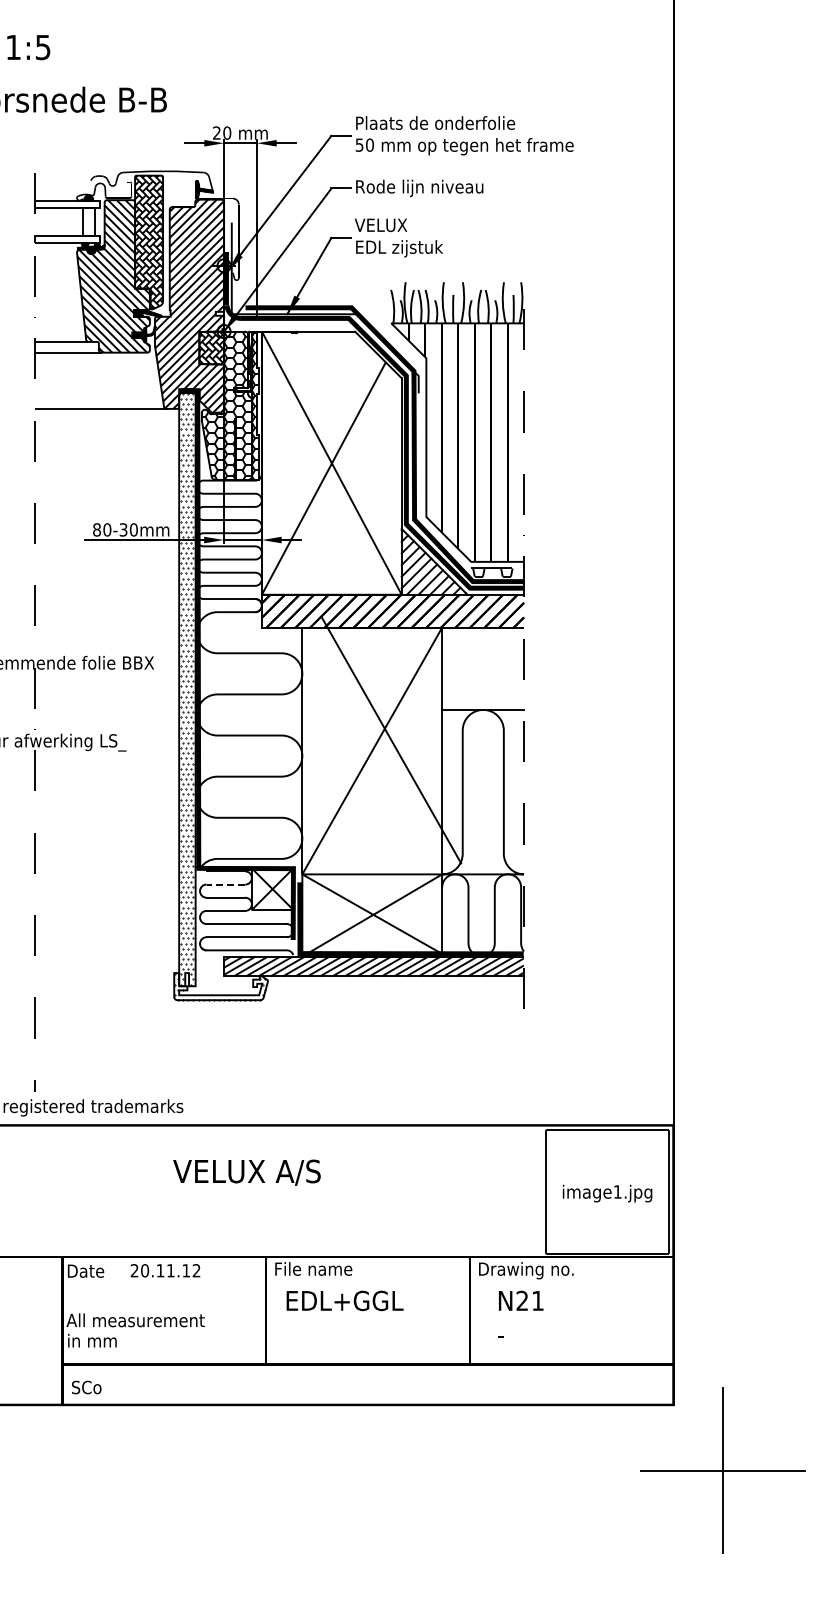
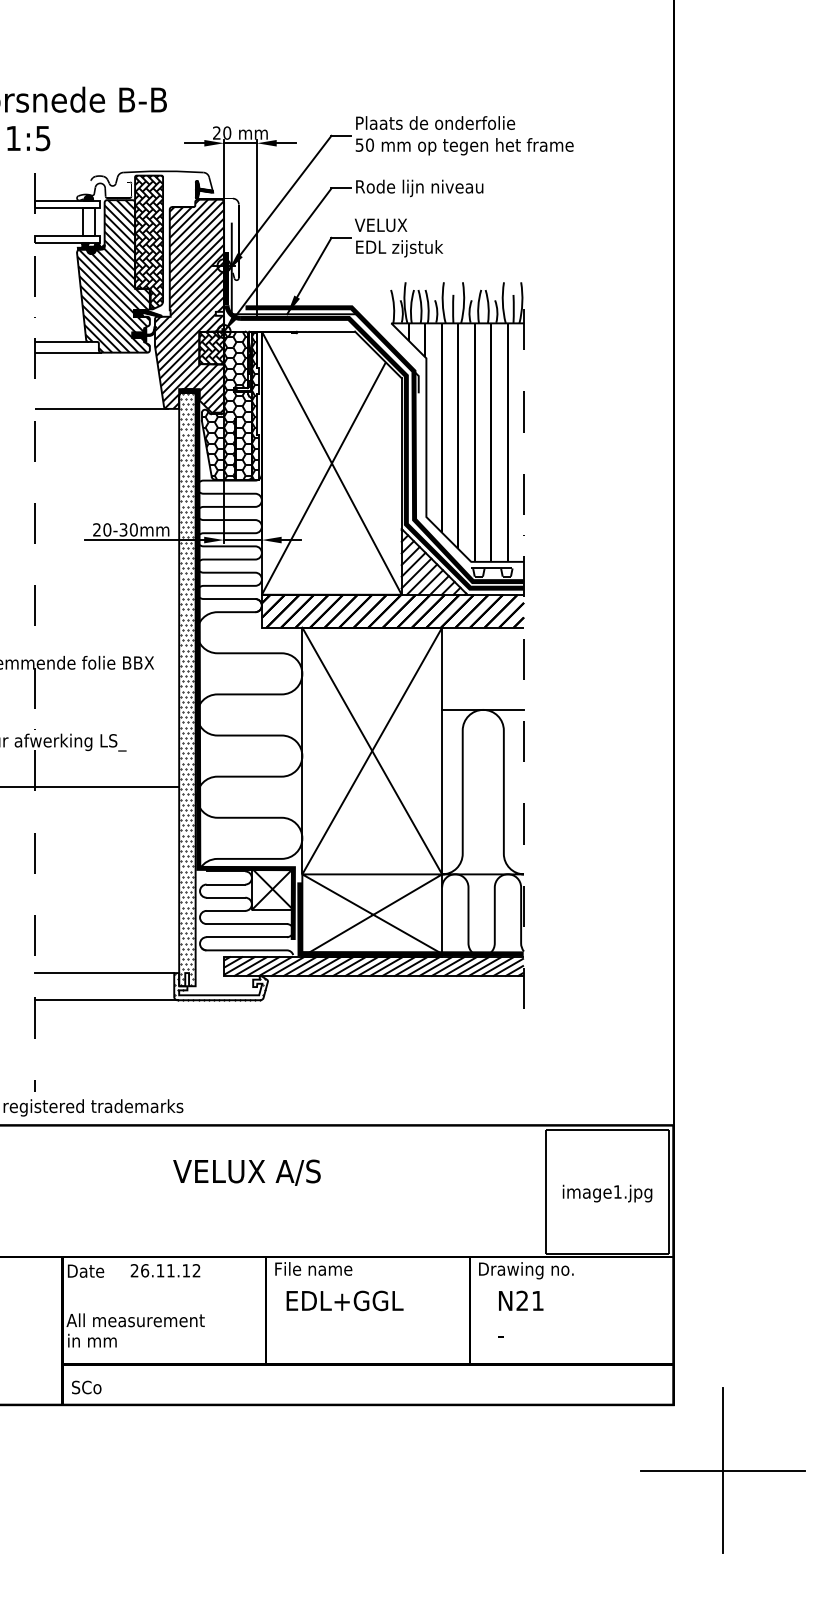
text position: (28, 47) -> (28, 138) (28, 138)
text: 80-30mm -> 20-30mm (96, 529)
line position: (391, 739) -> (372, 750) (372, 750)
line: none -> present (90, 786)
line: dashed -> solid (225, 884)
line: none -> present (104, 973)
line: none -> present (105, 1000)
text: 20.11.12 -> 26.11.12 (145, 1270)
